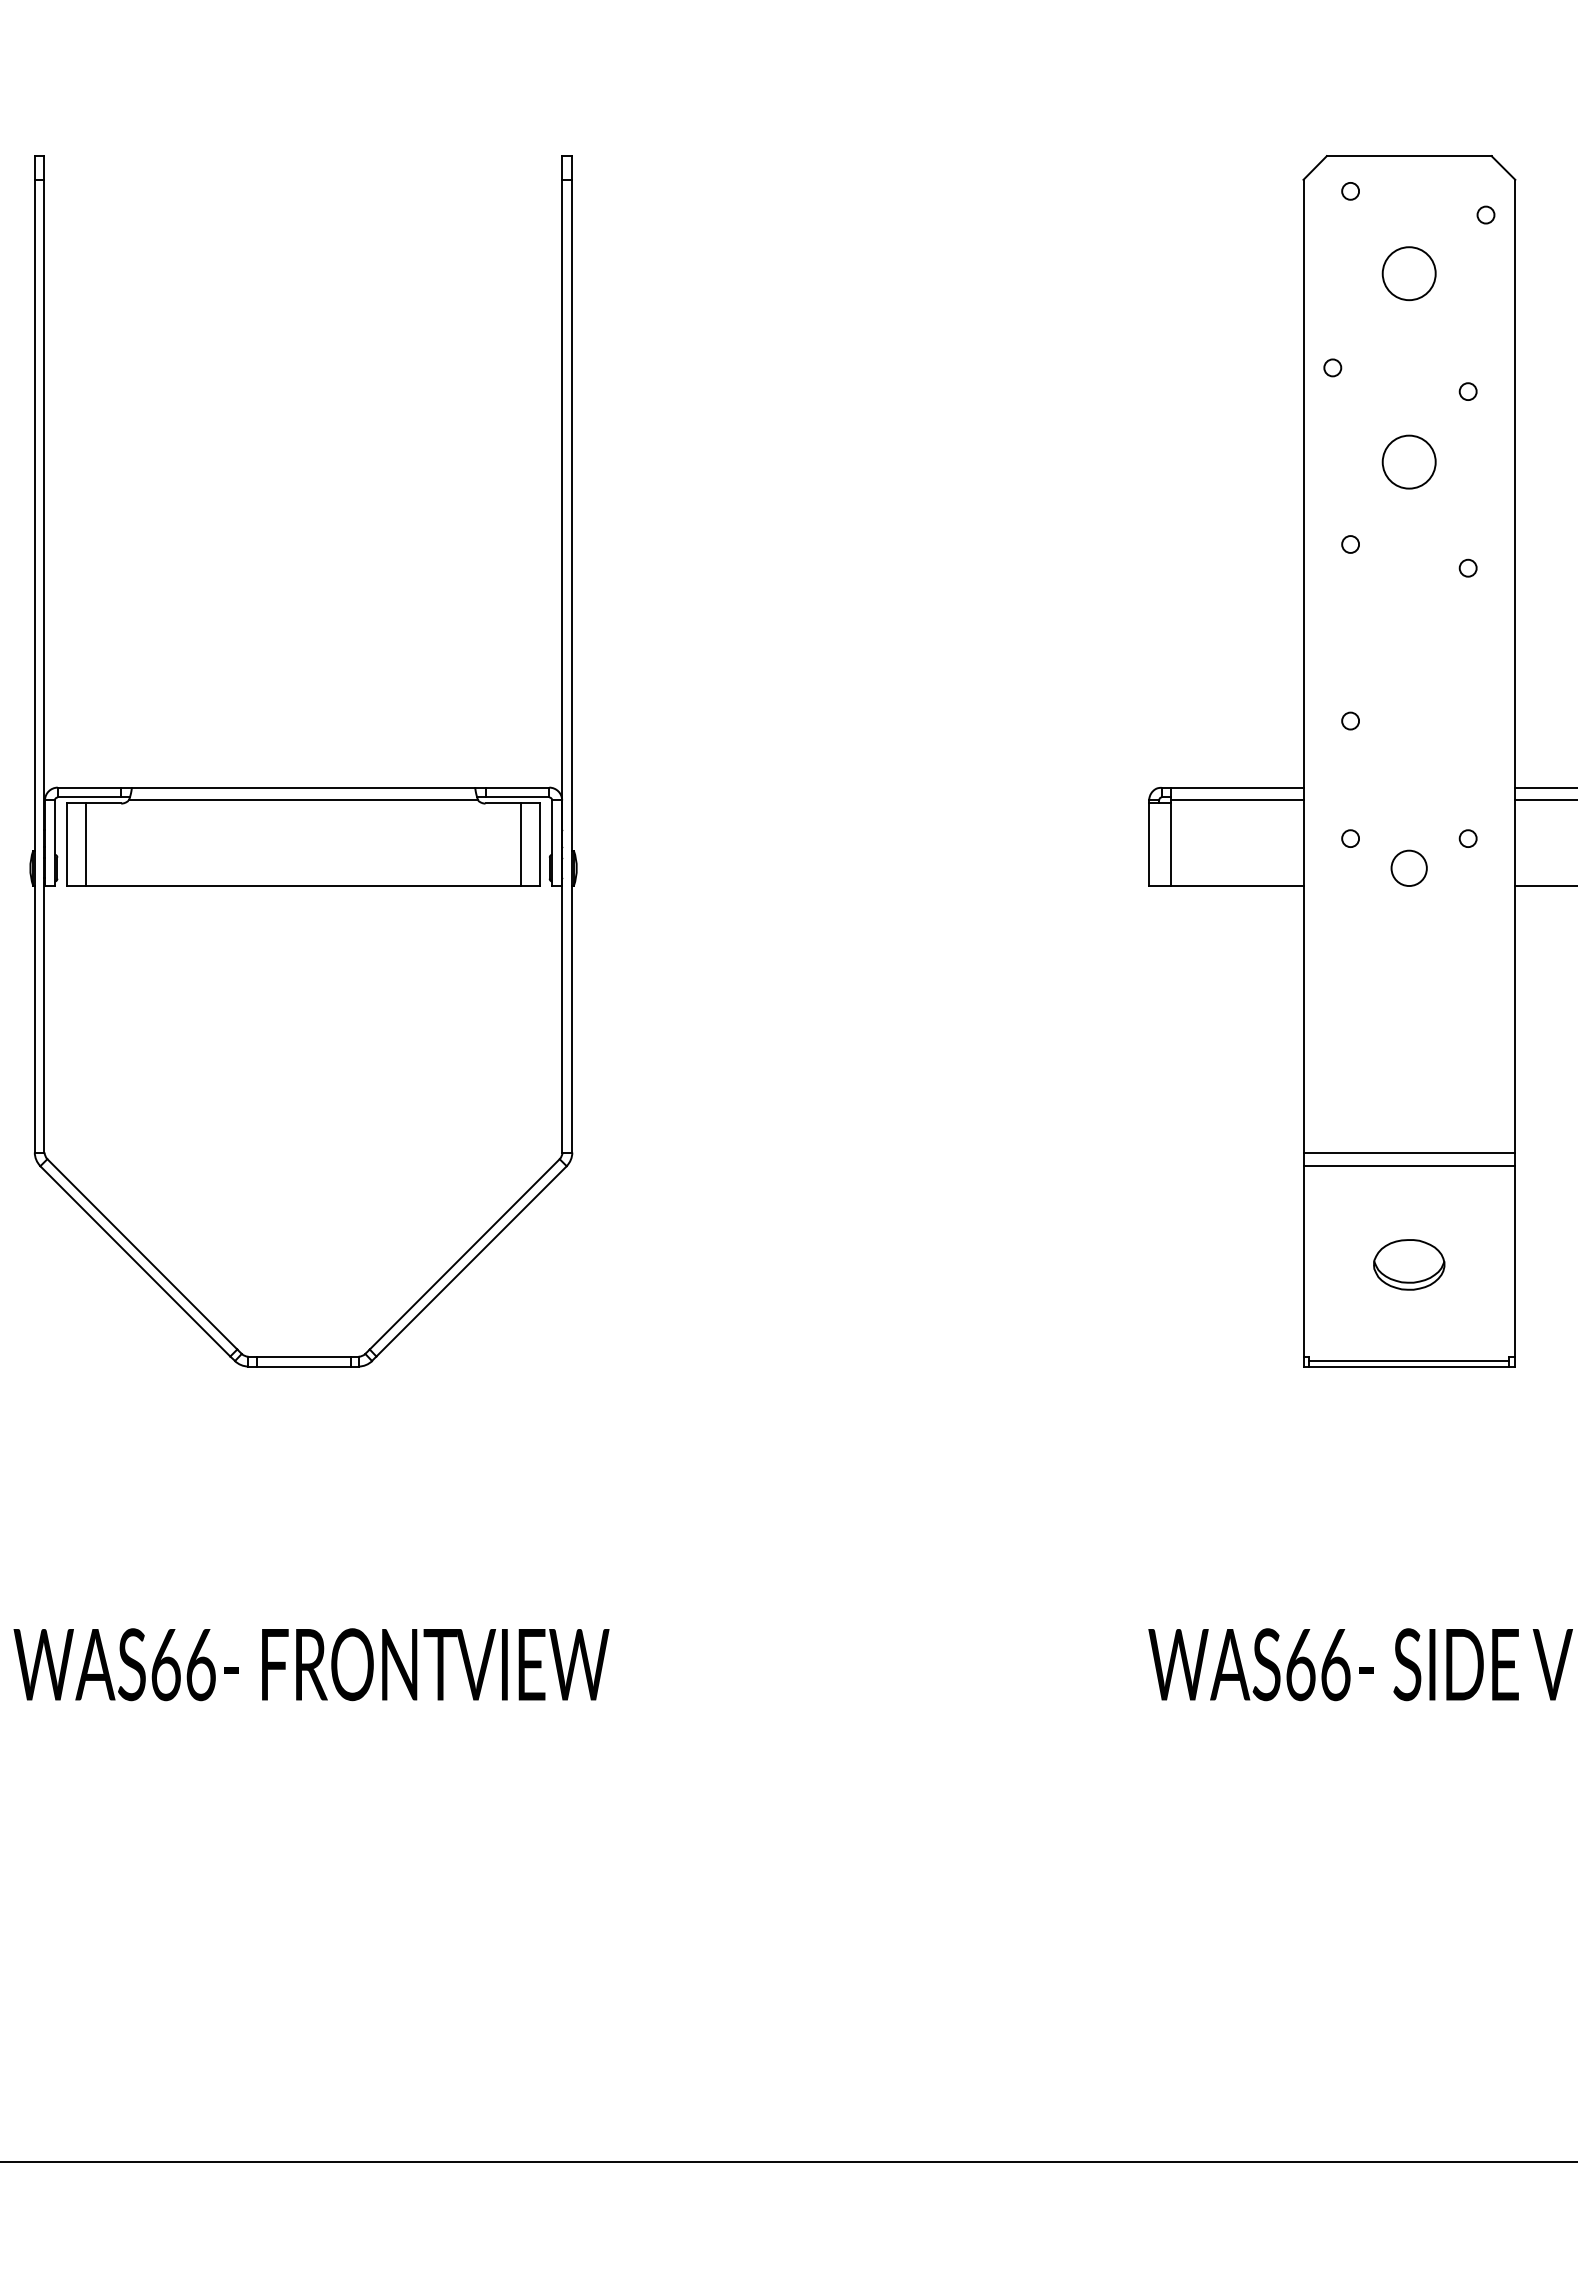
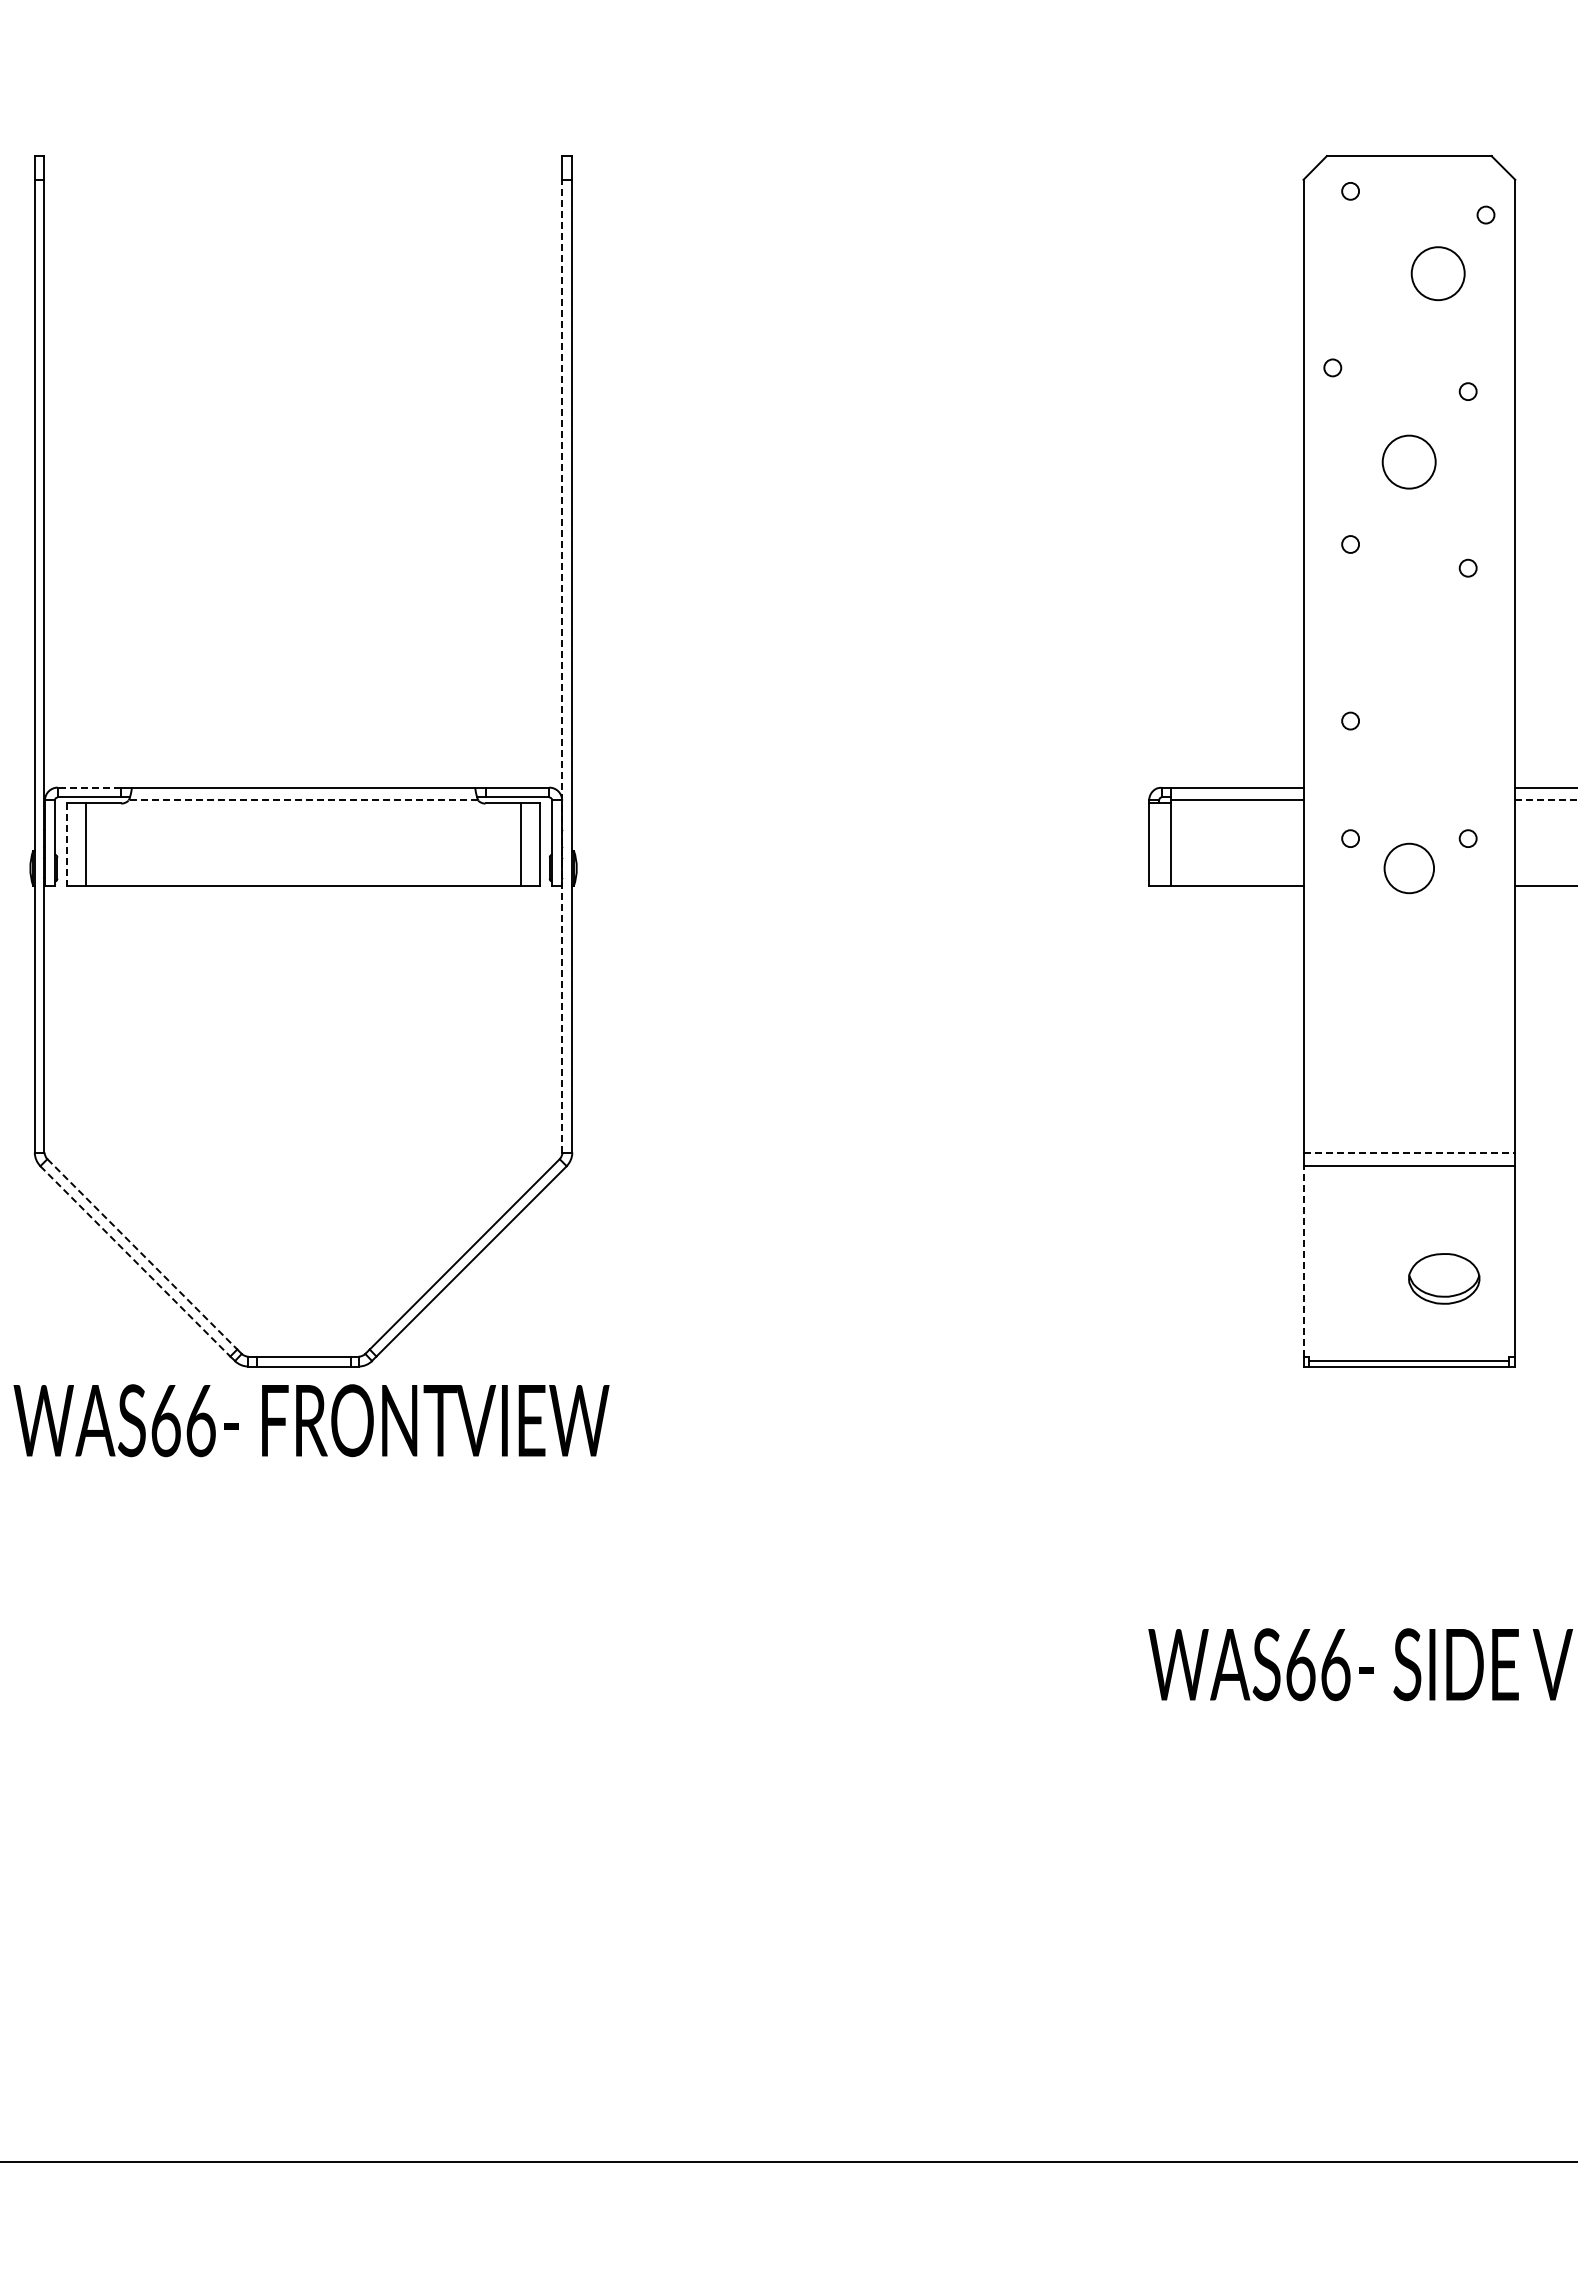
circle position: (1408, 273) -> (1437, 273) (1437, 273)
line: solid -> dashed (562, 665)
line: solid -> dashed (89, 787)
line: solid -> dashed (303, 800)
line: solid -> dashed (1546, 800)
line: solid -> dashed (66, 845)
circle size: 38x38 px -> 52x53 px (1408, 868)
line: solid -> dashed (1409, 1152)
line: solid -> dashed (142, 1254)
line: solid -> dashed (1303, 1260)
line: solid -> dashed (135, 1261)
part position: (1409, 1264) -> (1444, 1278) (1444, 1278)
text position: (311, 1664) -> (311, 1420) (311, 1420)
